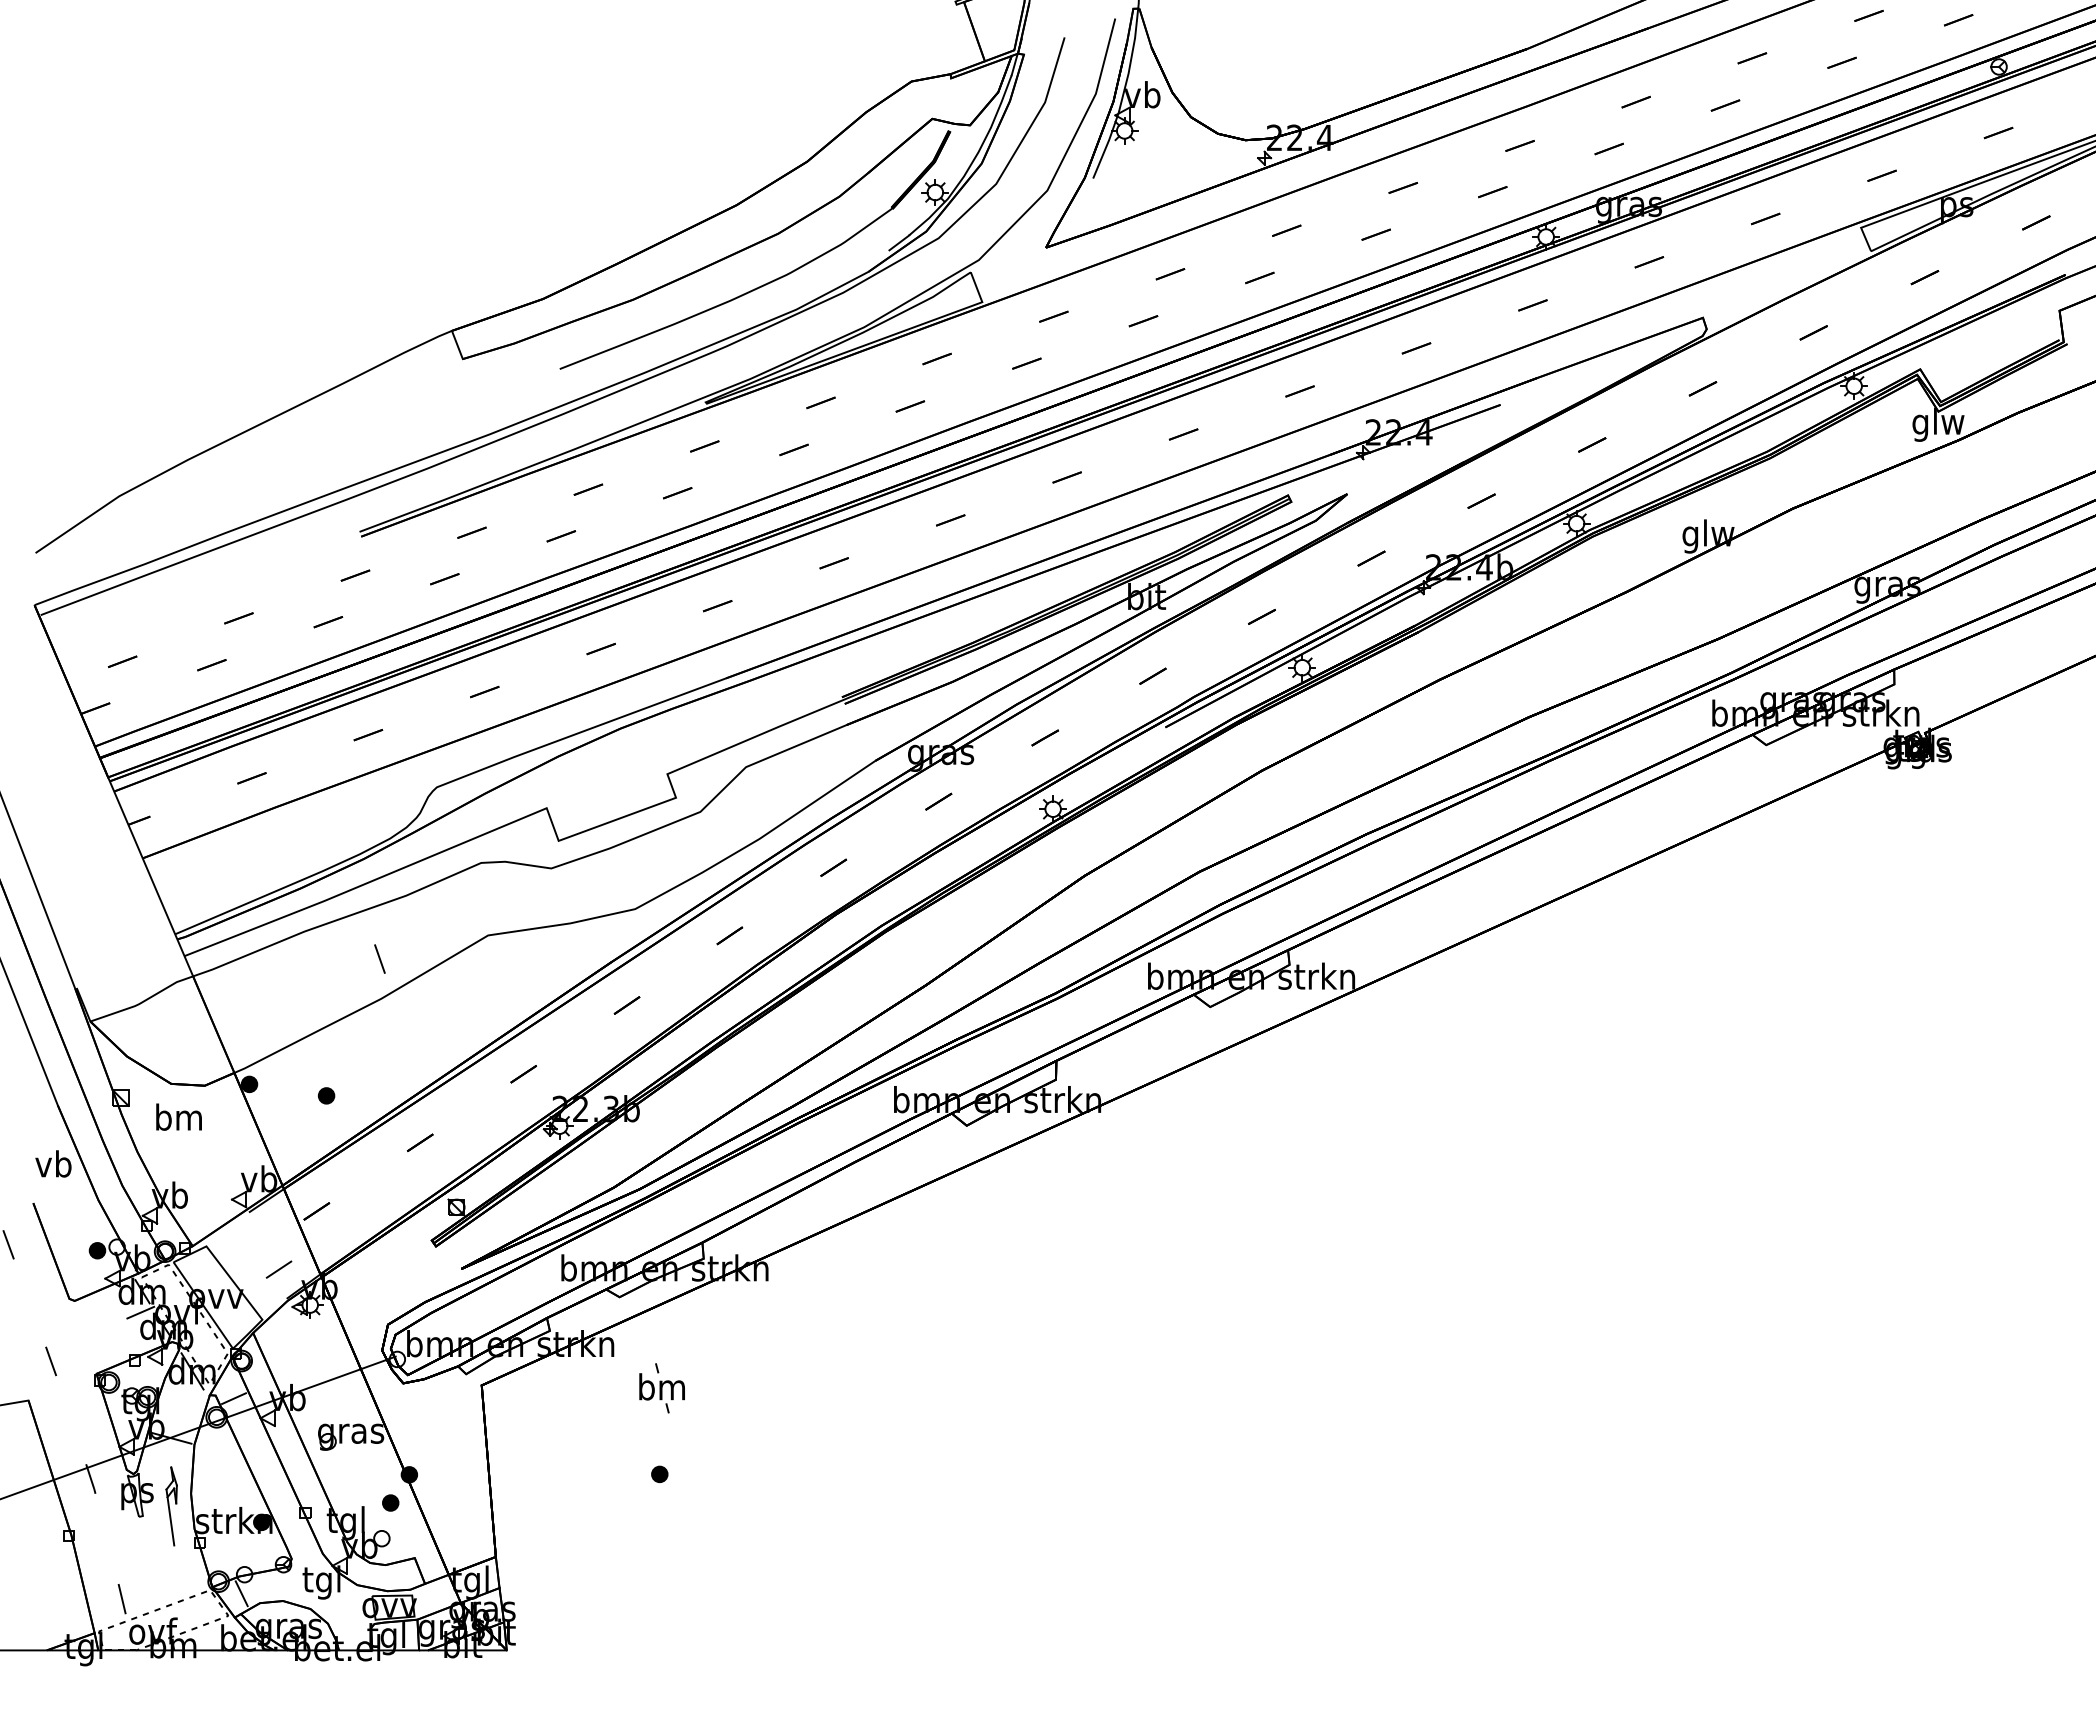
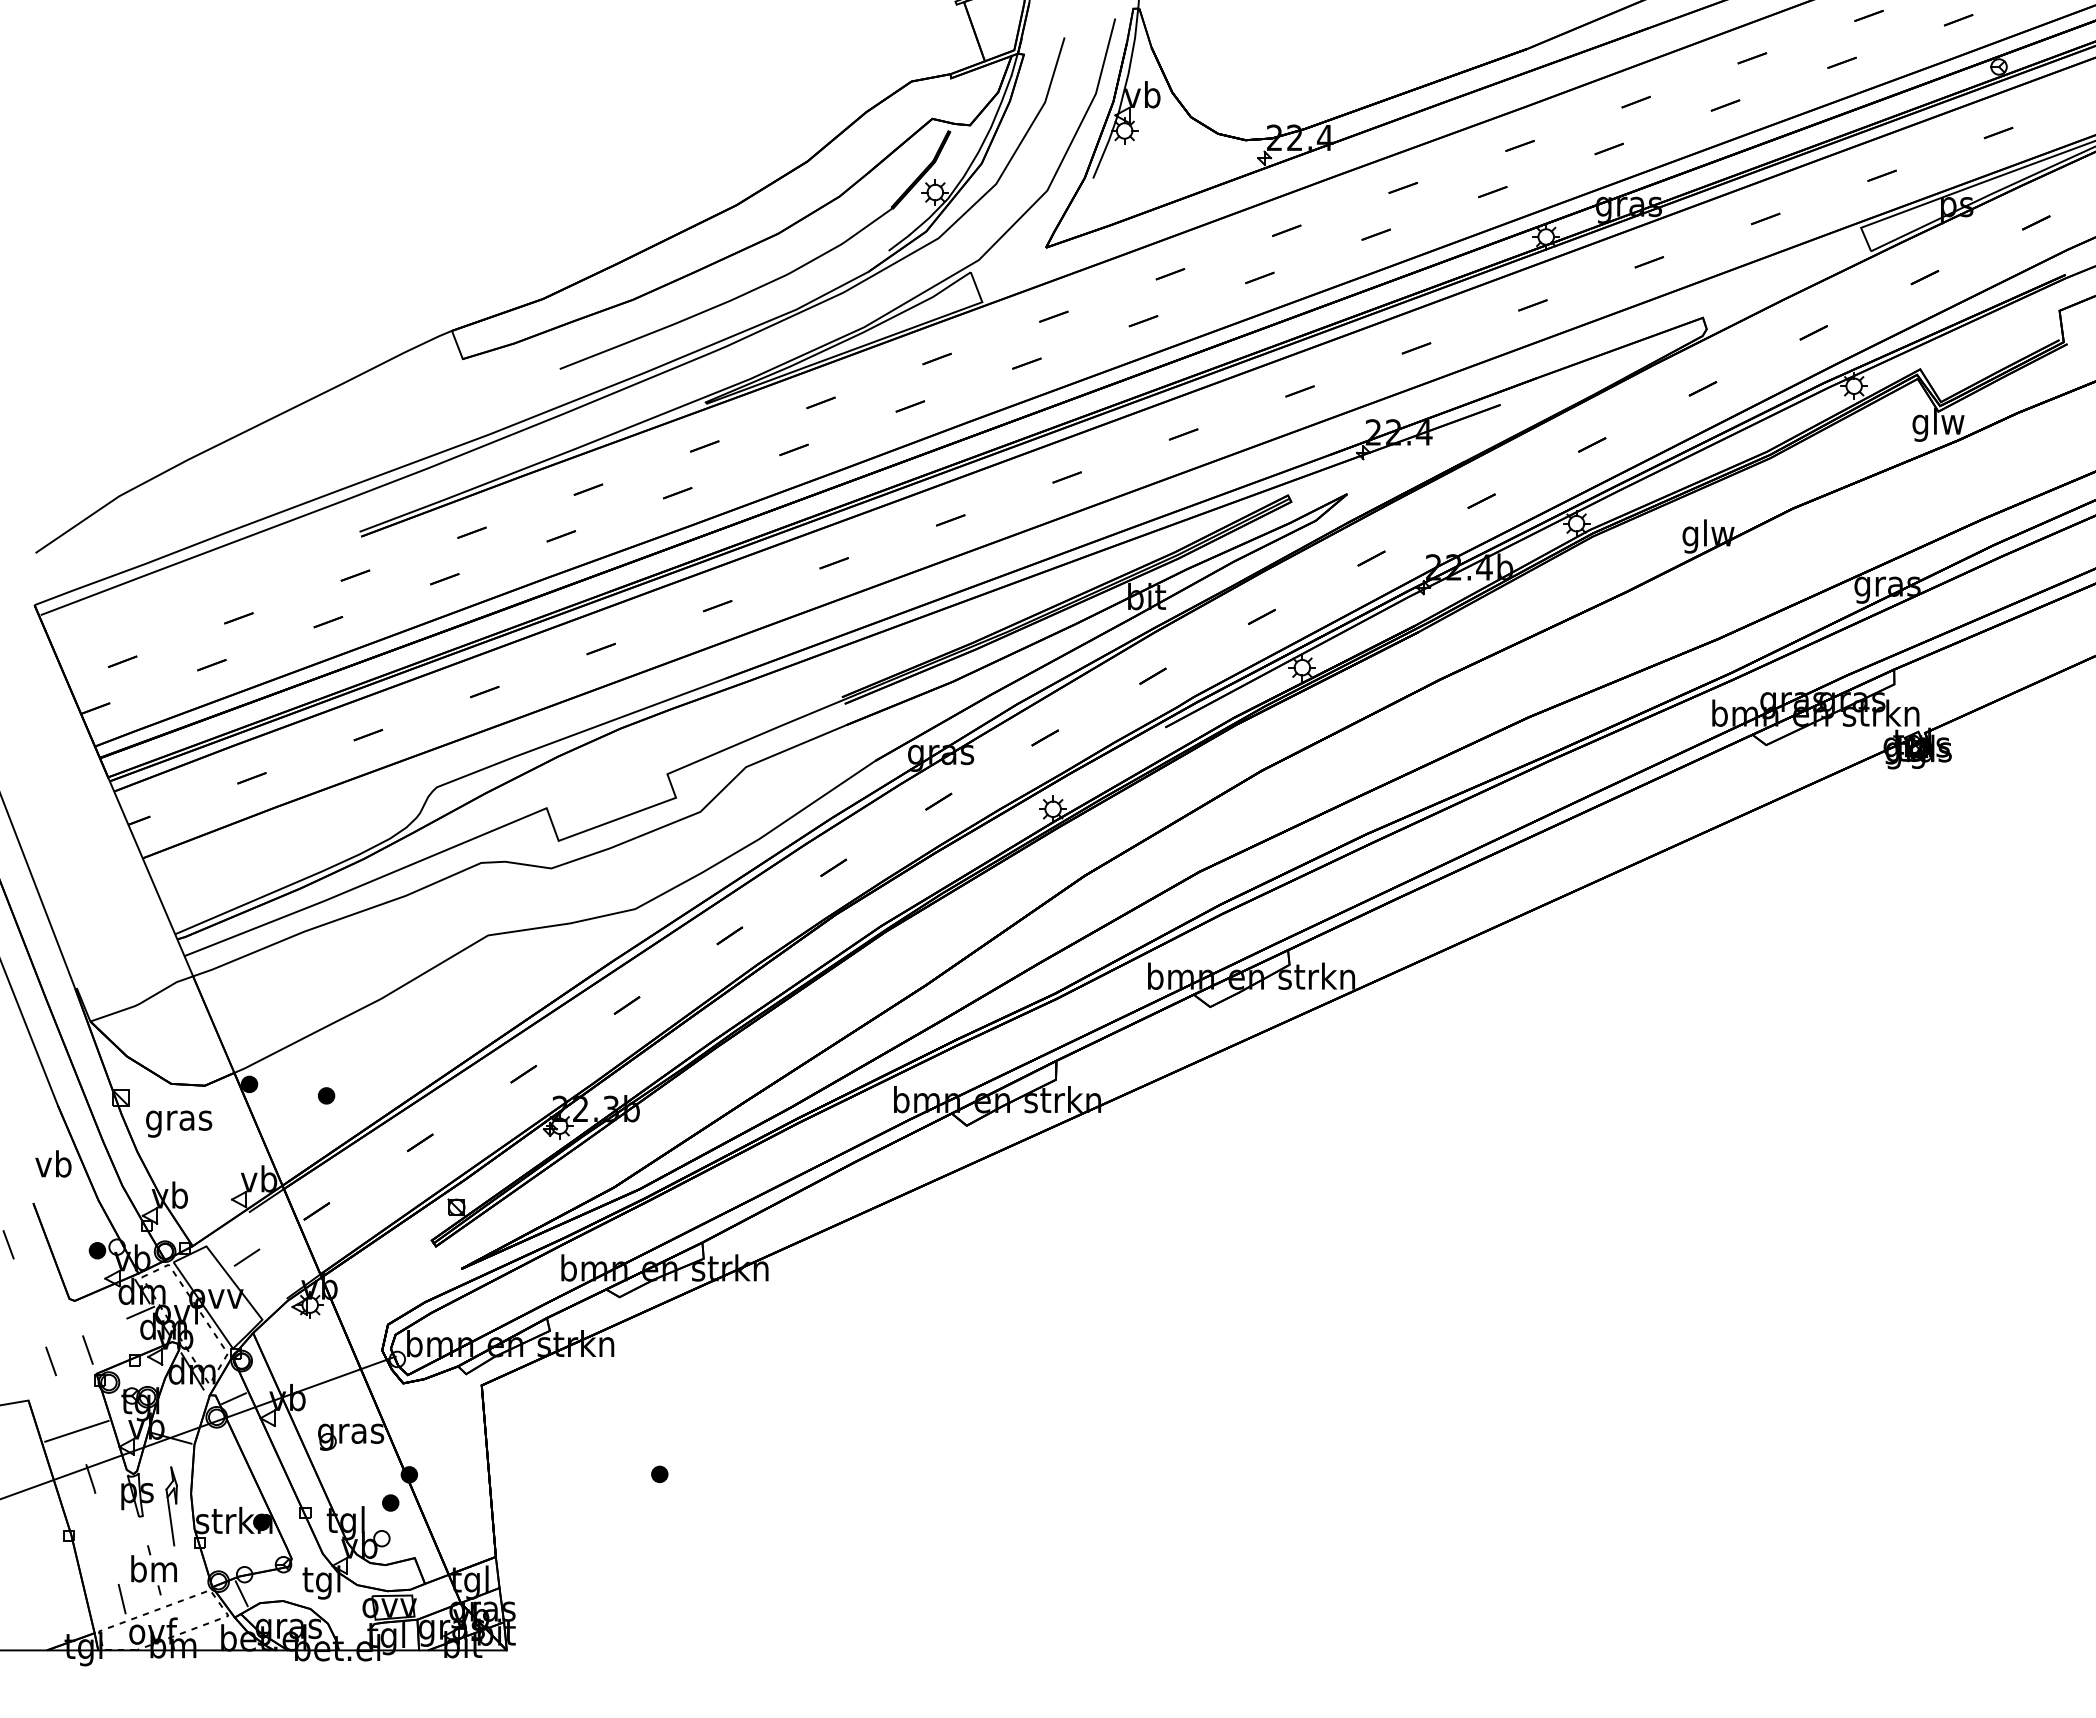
line position: (379, 958) -> (87, 1349) (87, 1349)
text: bm -> gras (179, 1120)
line position: (278, 1269) -> (246, 1257) (246, 1257)
part position: (661, 1388) -> (153, 1570) (153, 1570)
line: none -> present (76, 1430)
